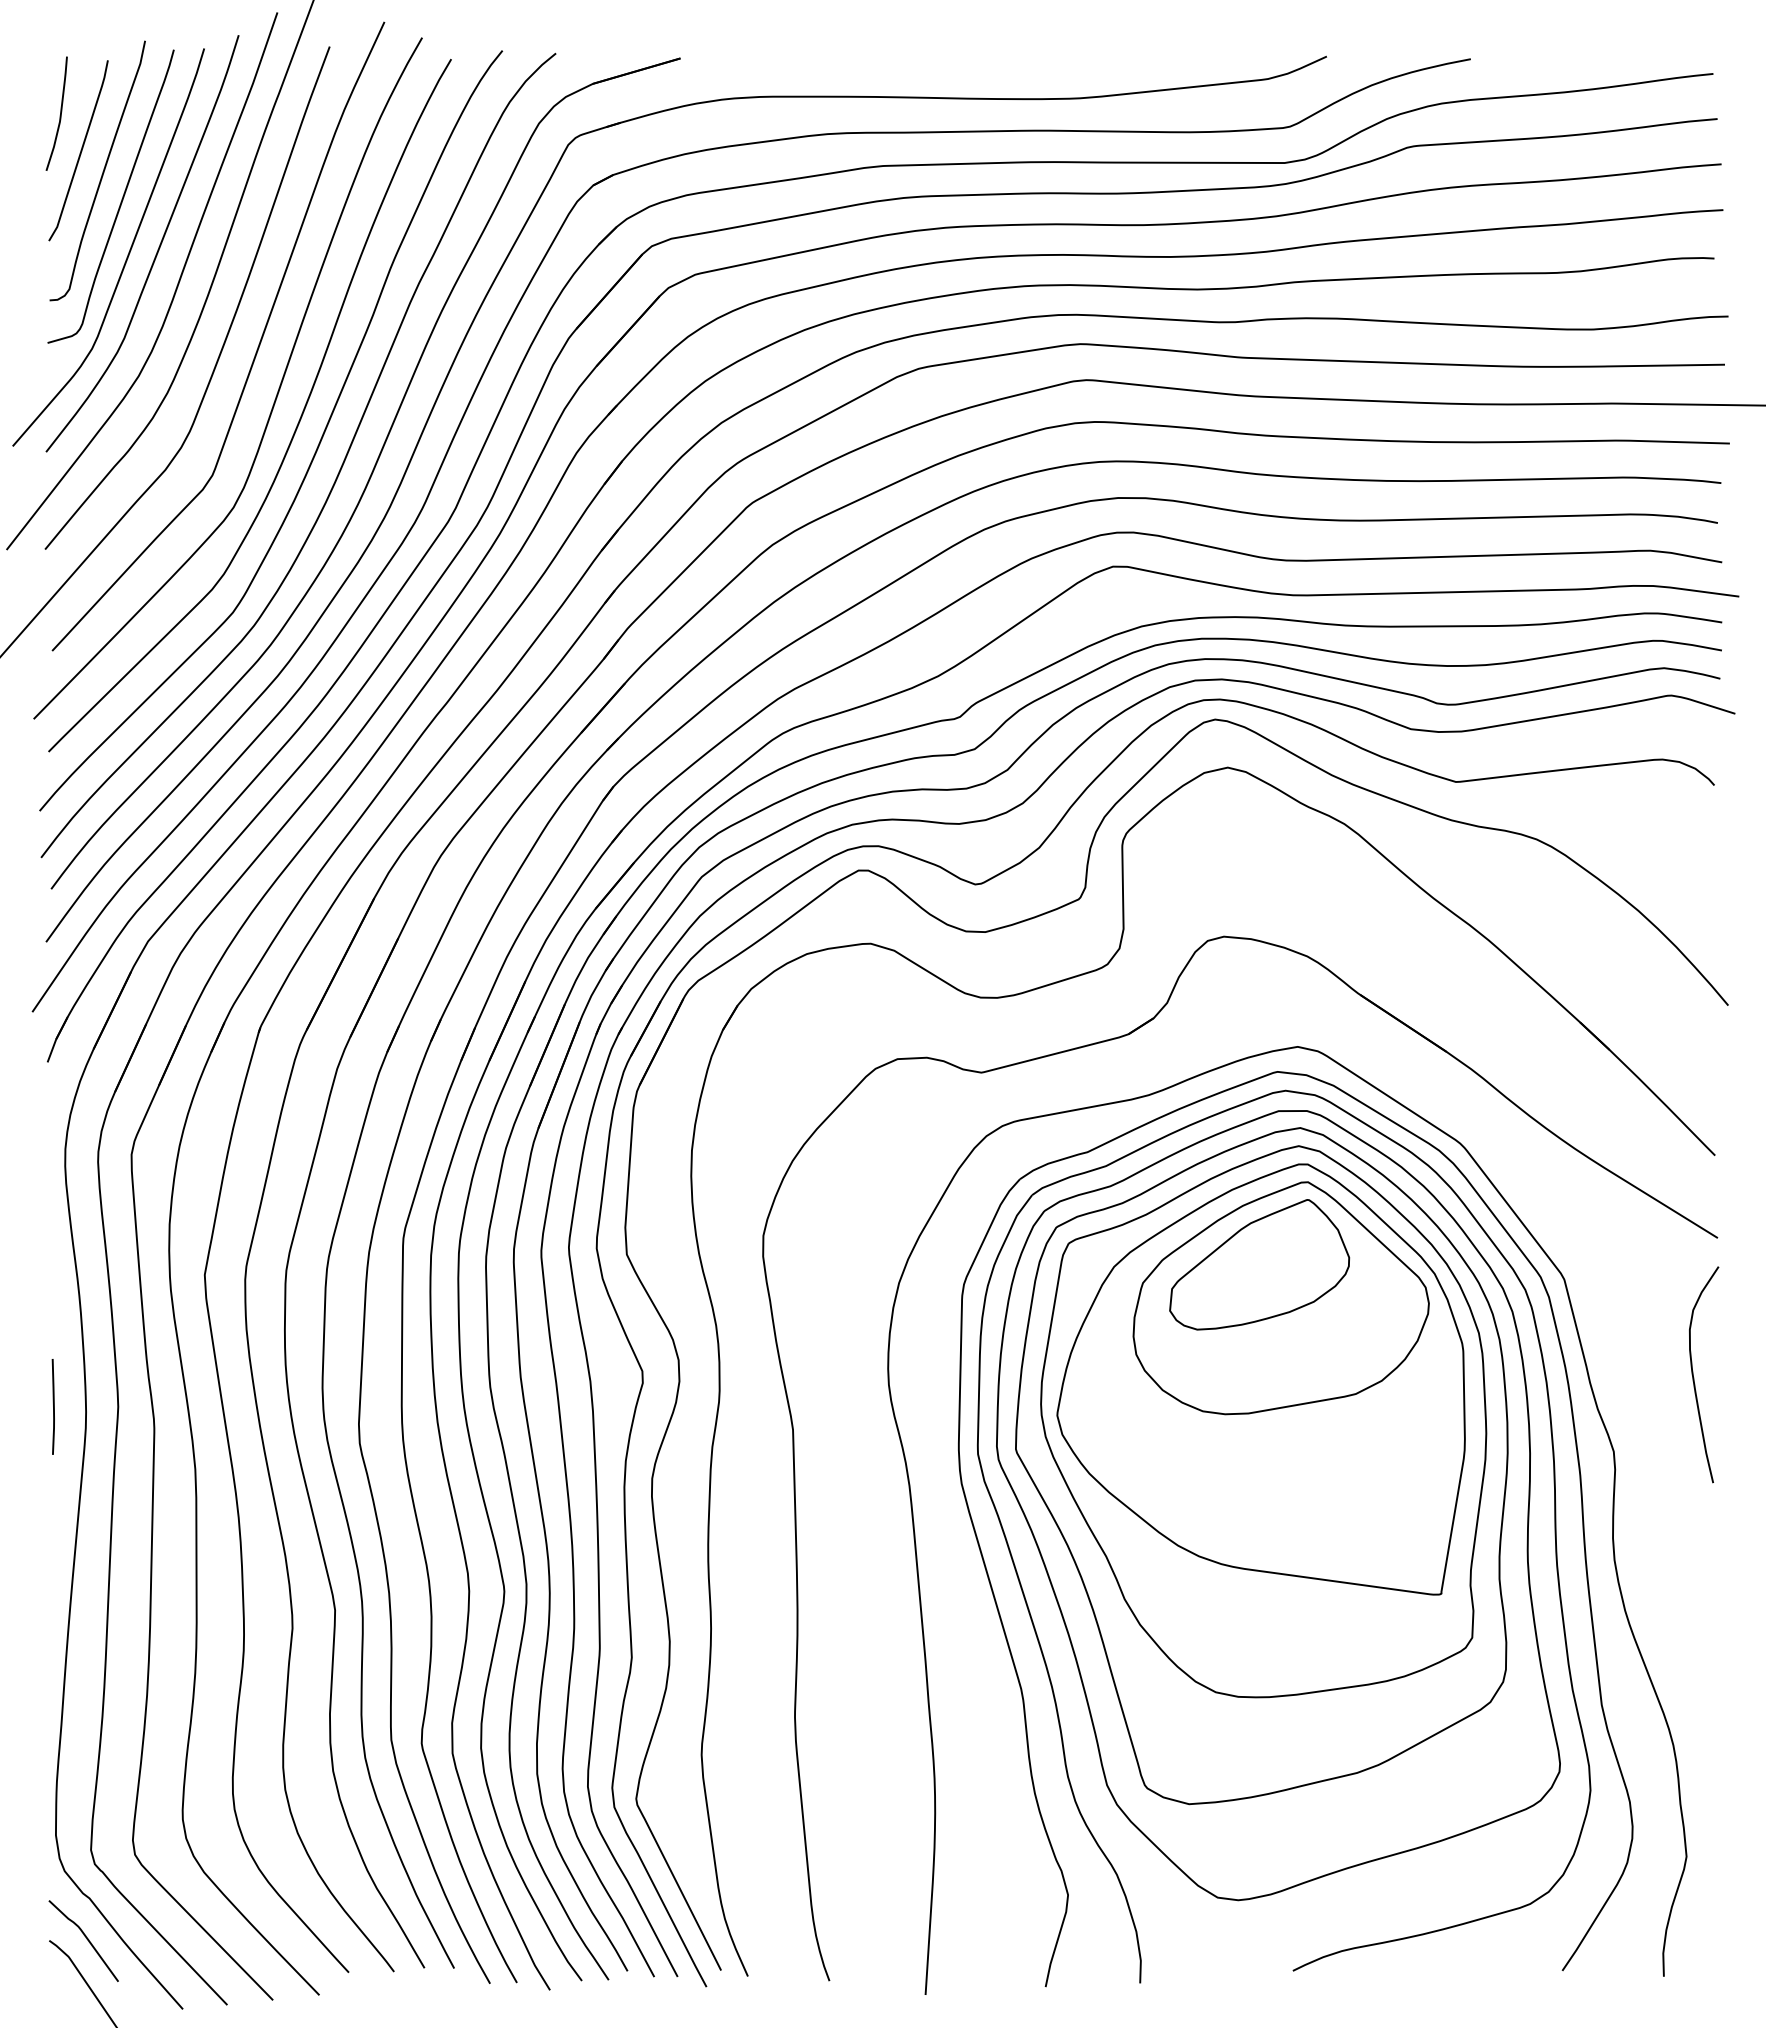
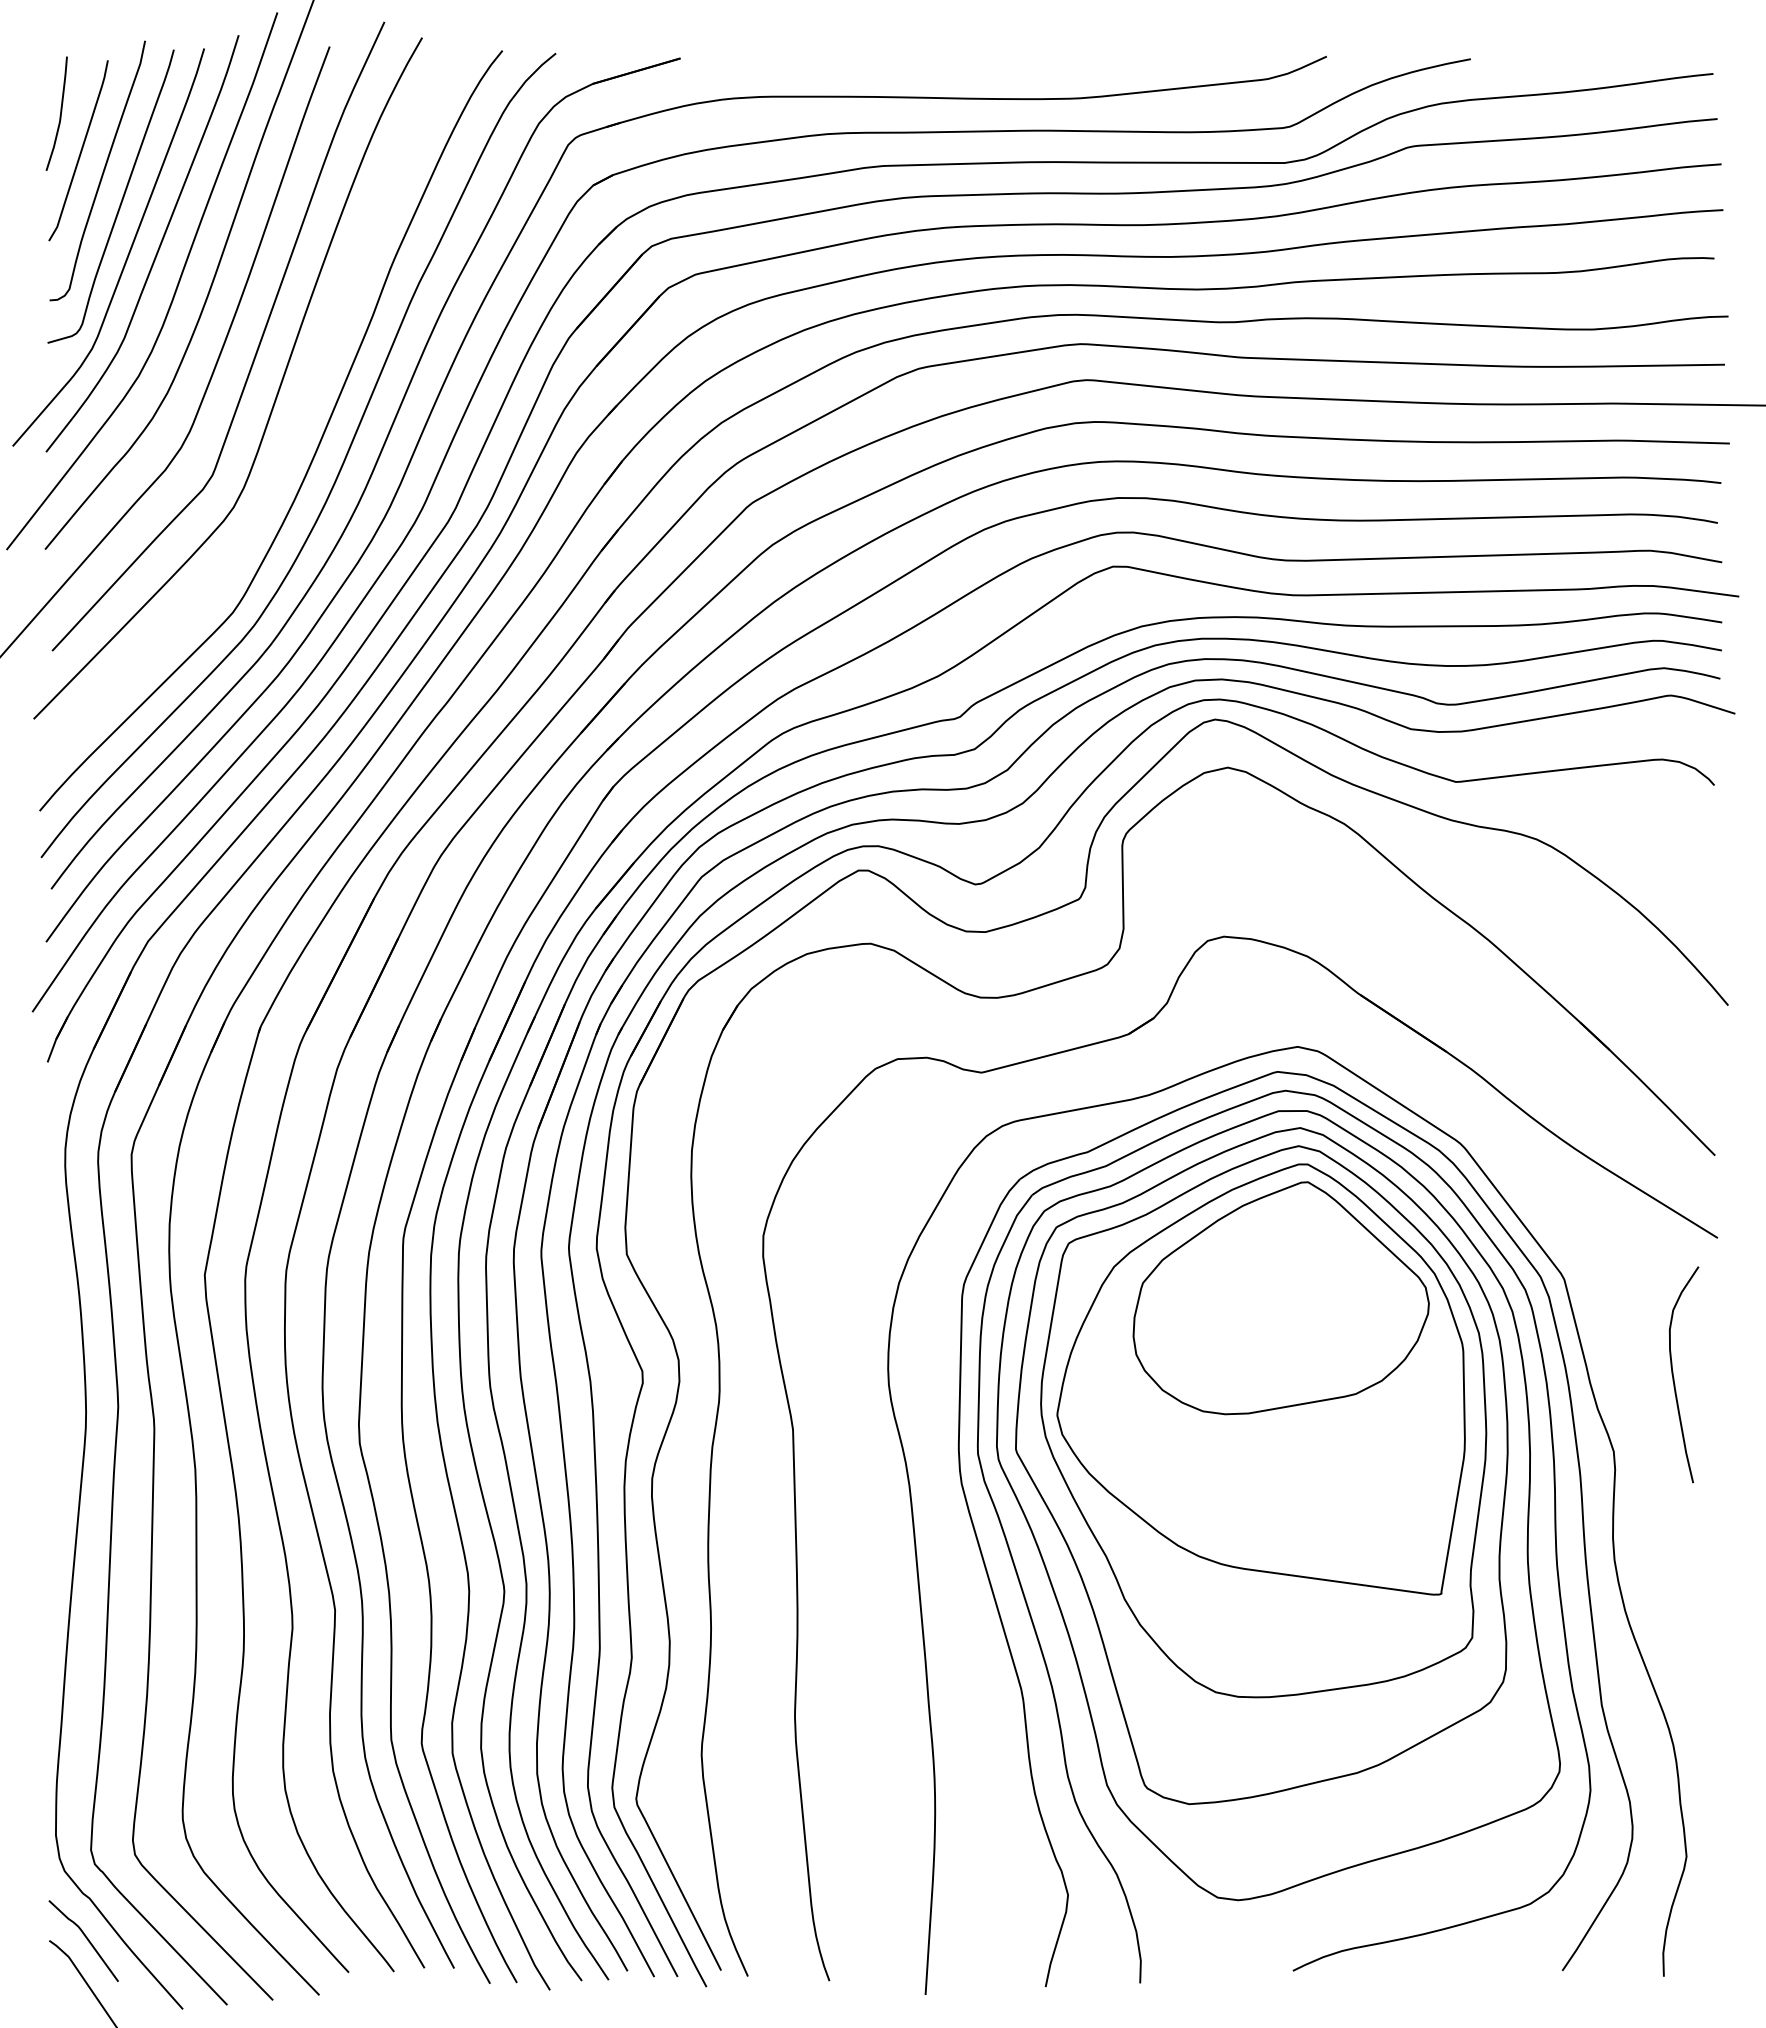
curve: present -> none (296, 425)
part: present -> none (1259, 1264)
curve position: (1694, 1377) -> (1674, 1377) (1674, 1377)
line: present -> none (53, 1406)
